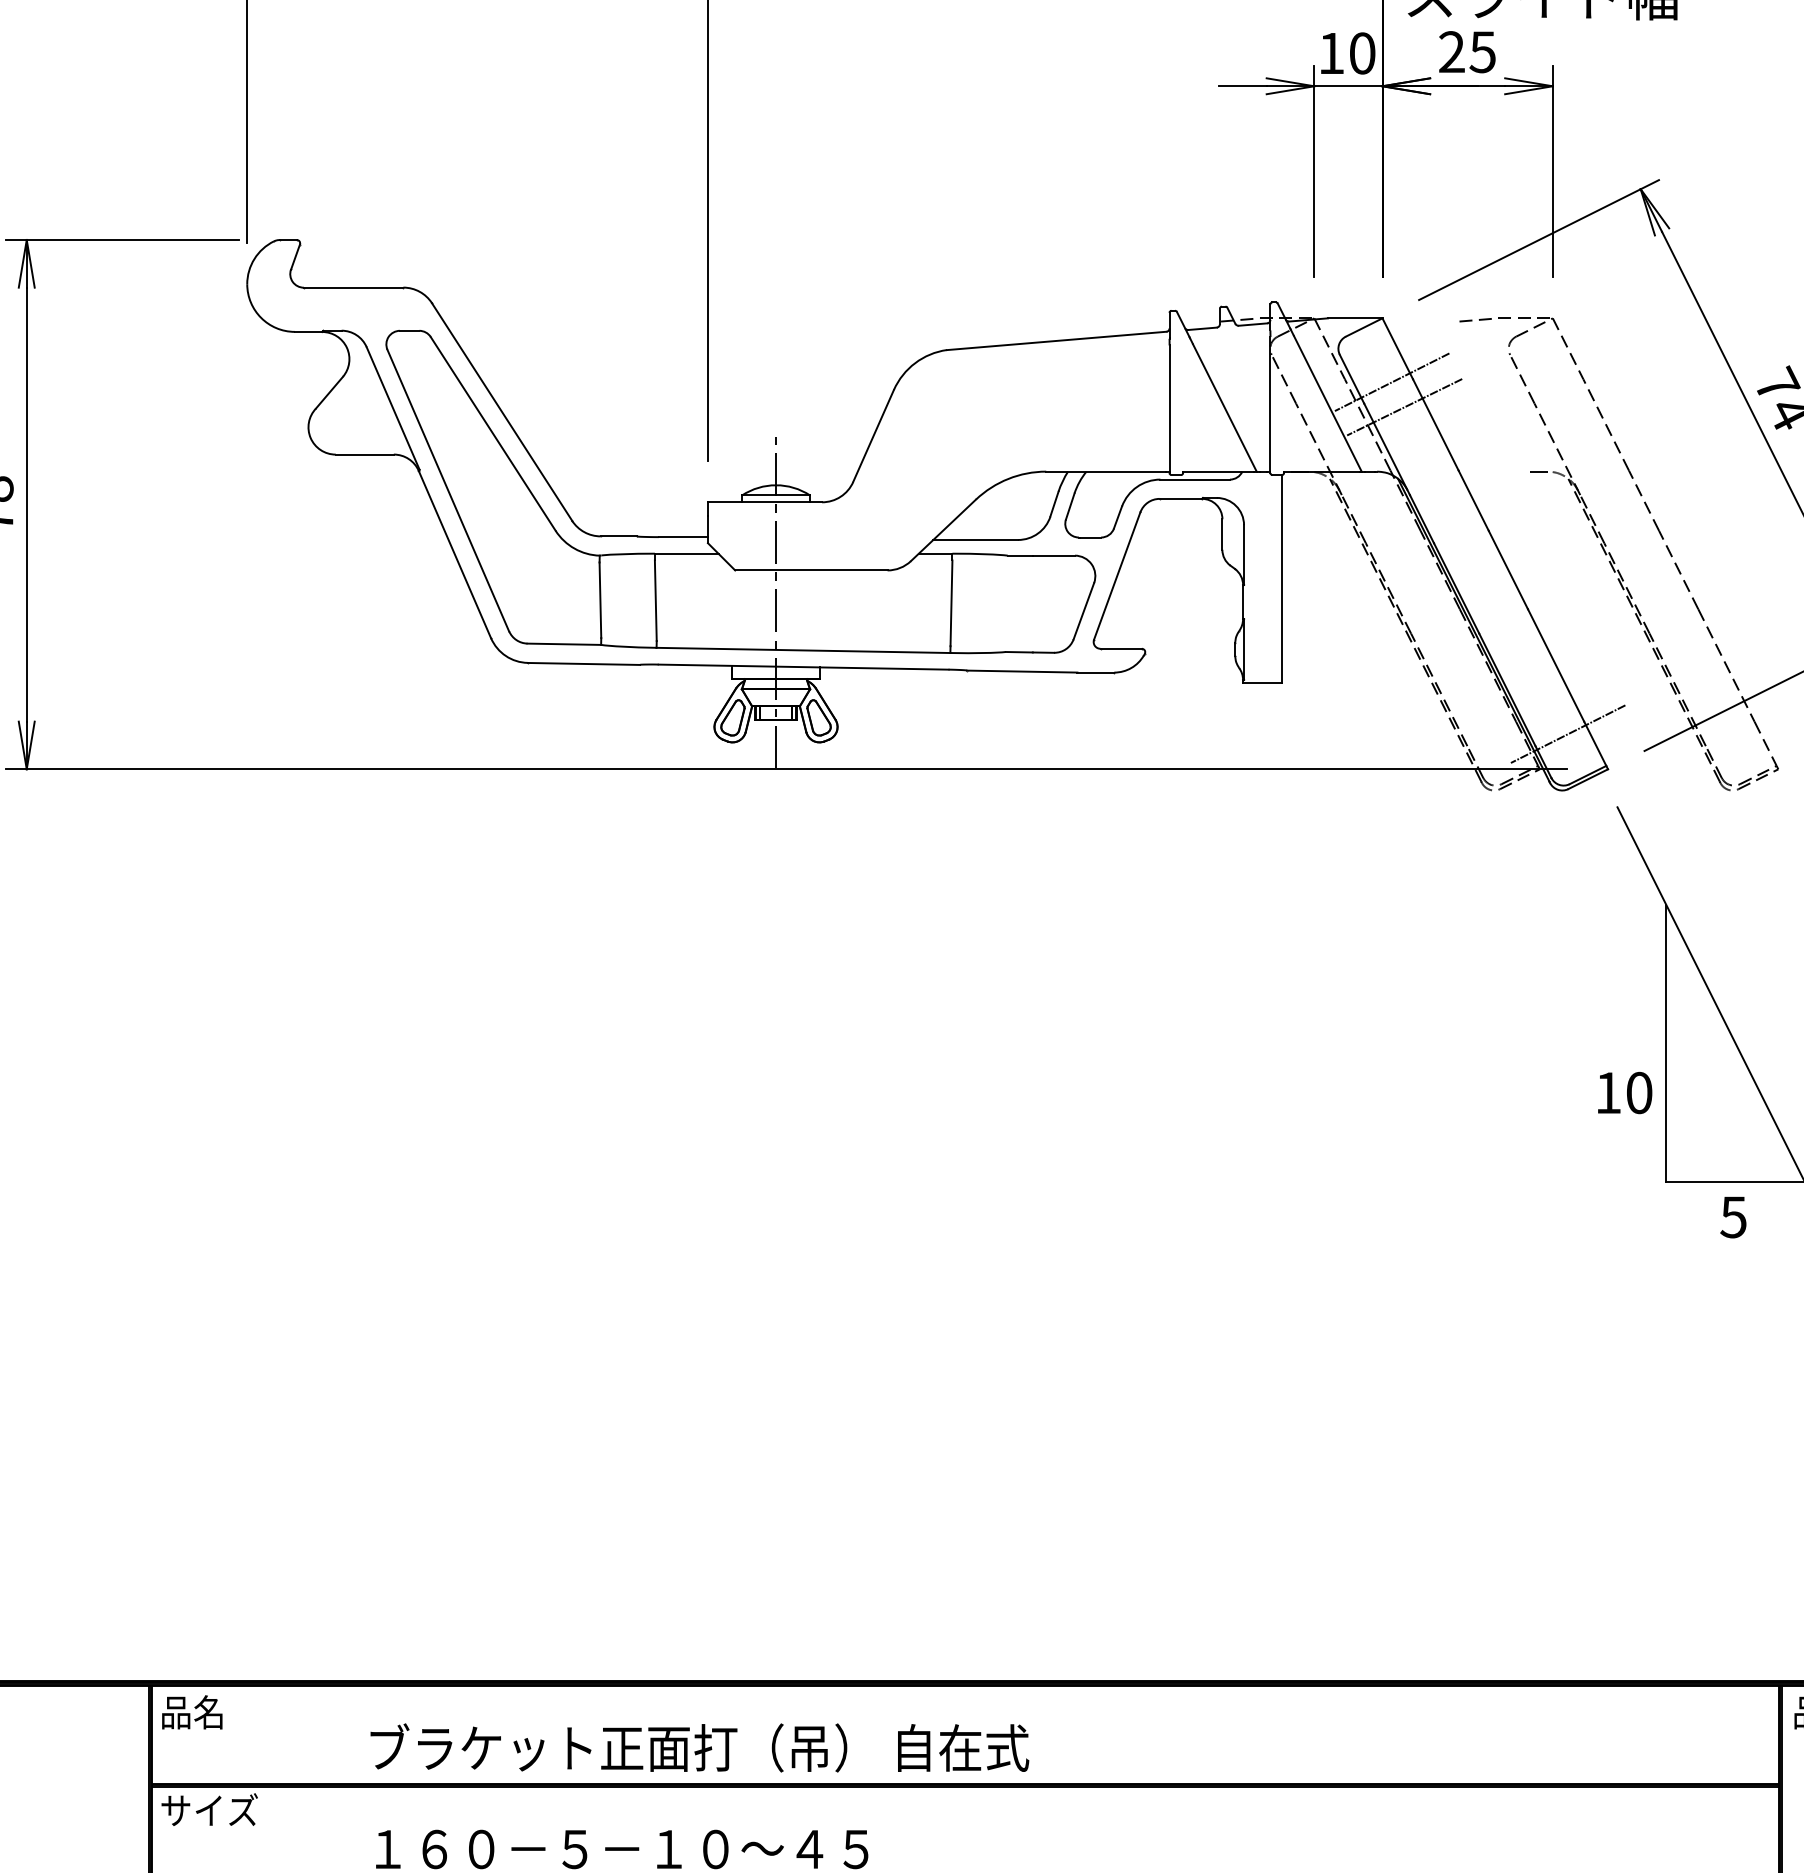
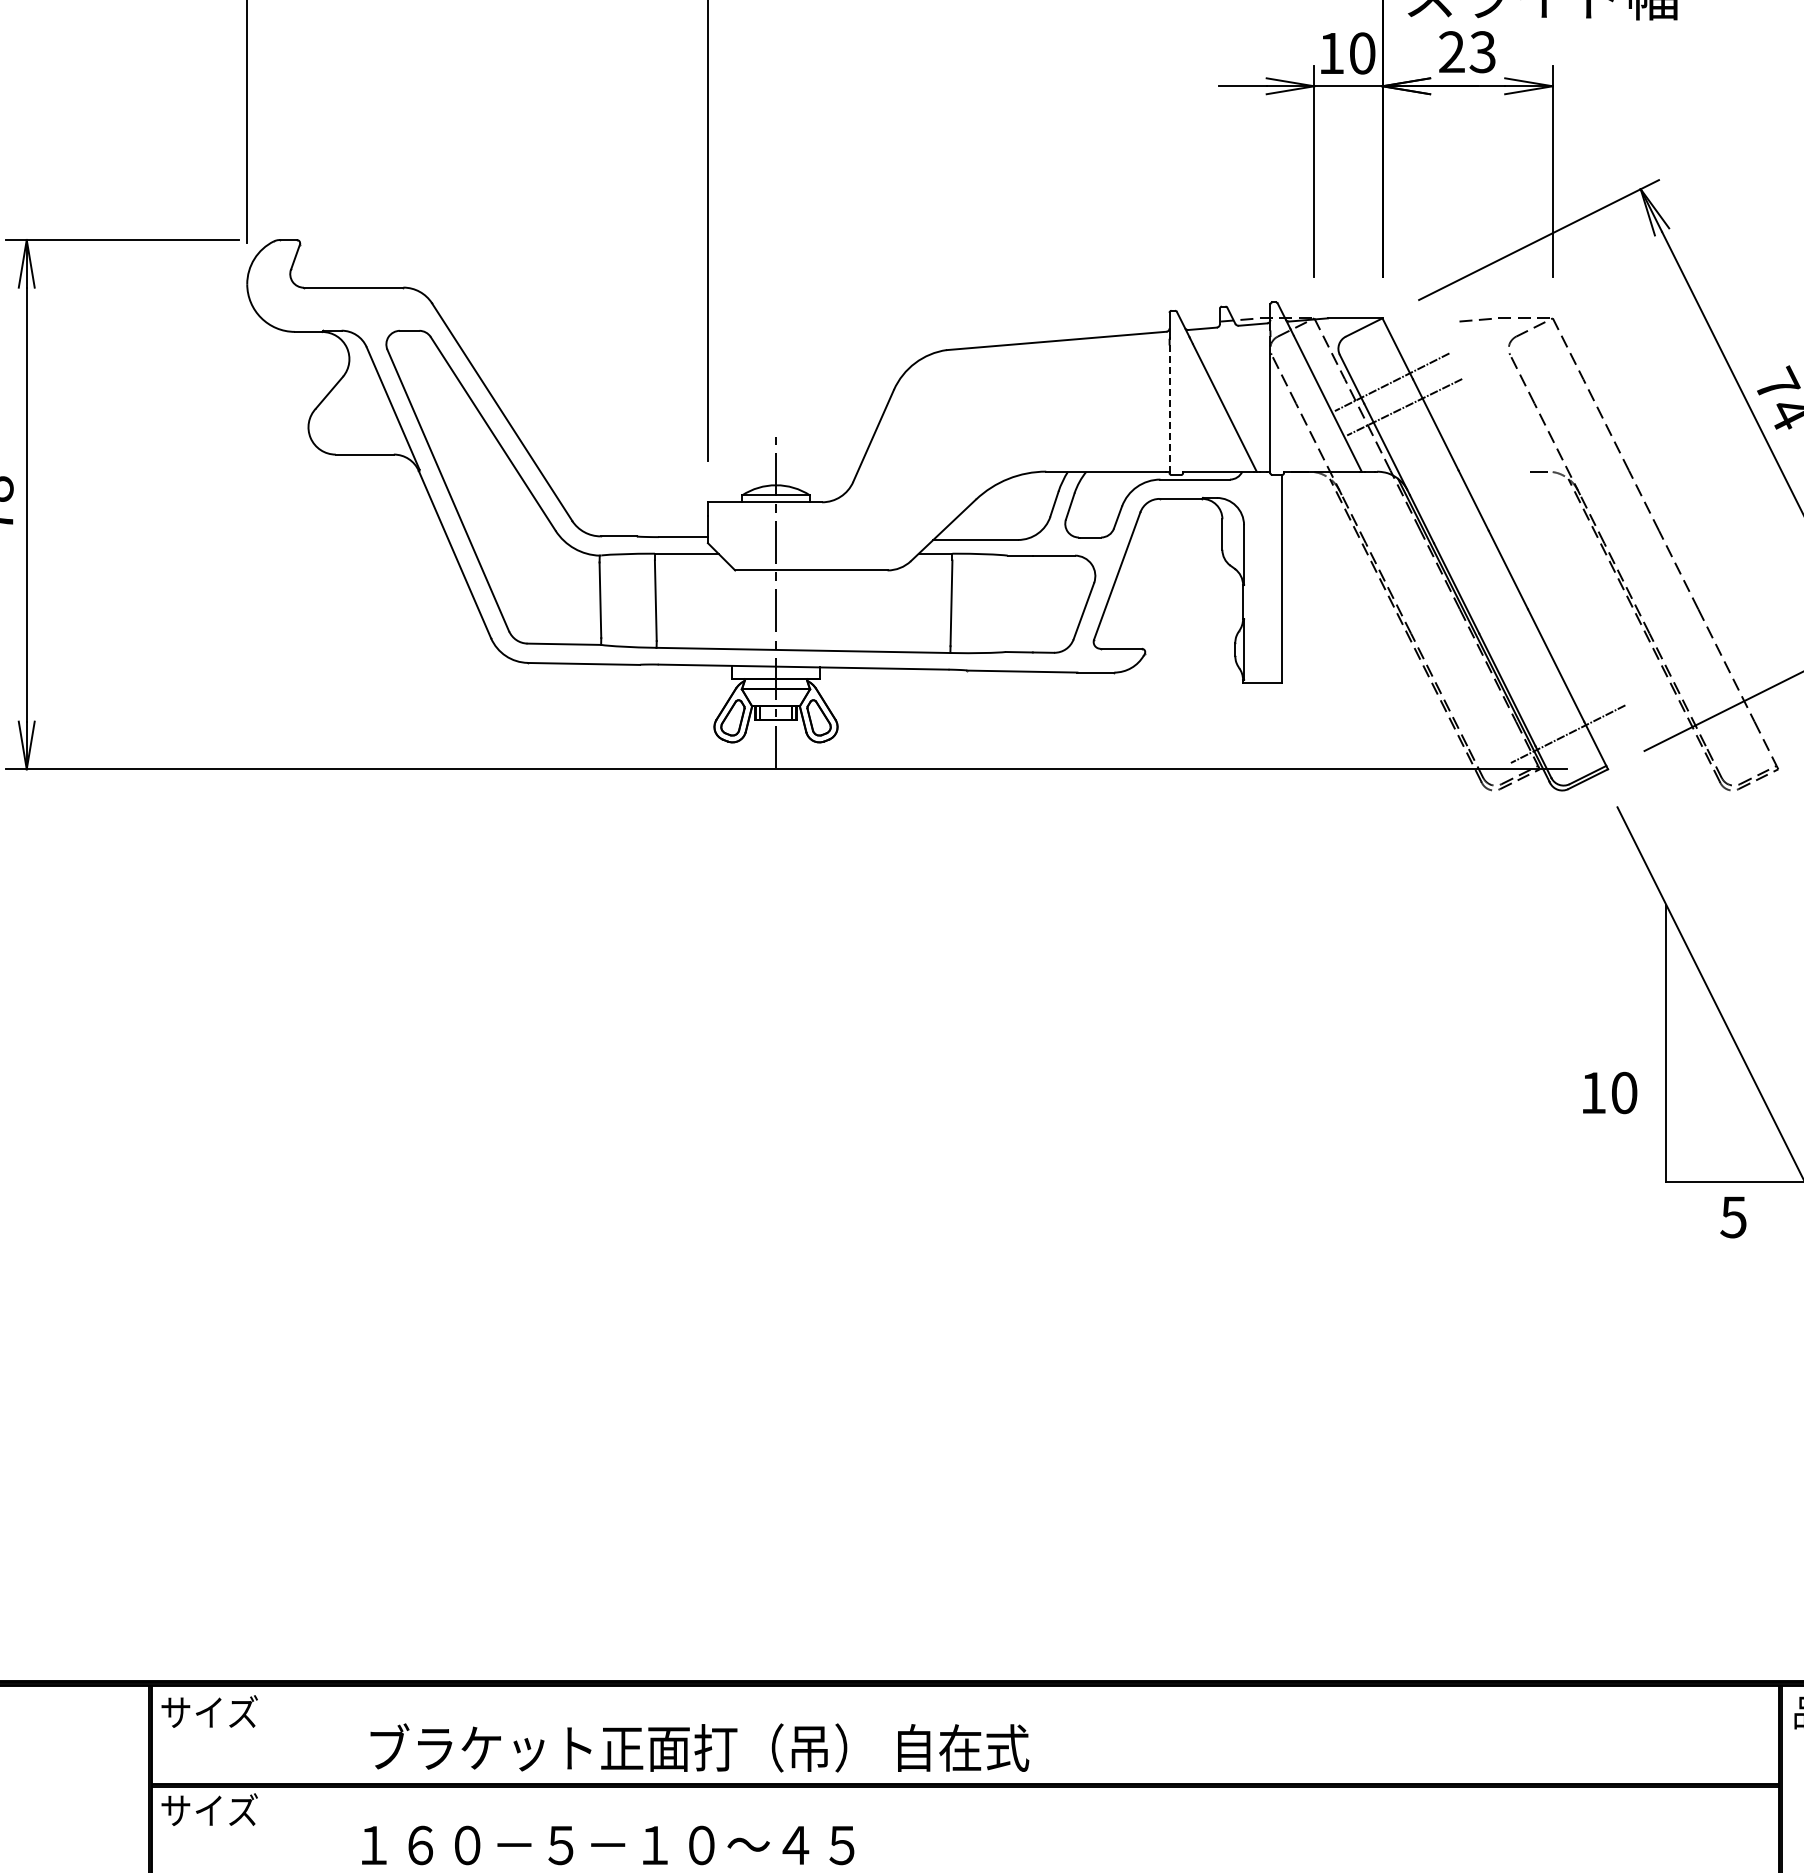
text: 25 -> 23 (1482, 51)
line: solid -> dashed (1169, 409)
text position: (1625, 1093) -> (1610, 1093) (1610, 1093)
text: 品名 -> サイズ (209, 1712)
text position: (622, 1849) -> (608, 1845) (608, 1845)
